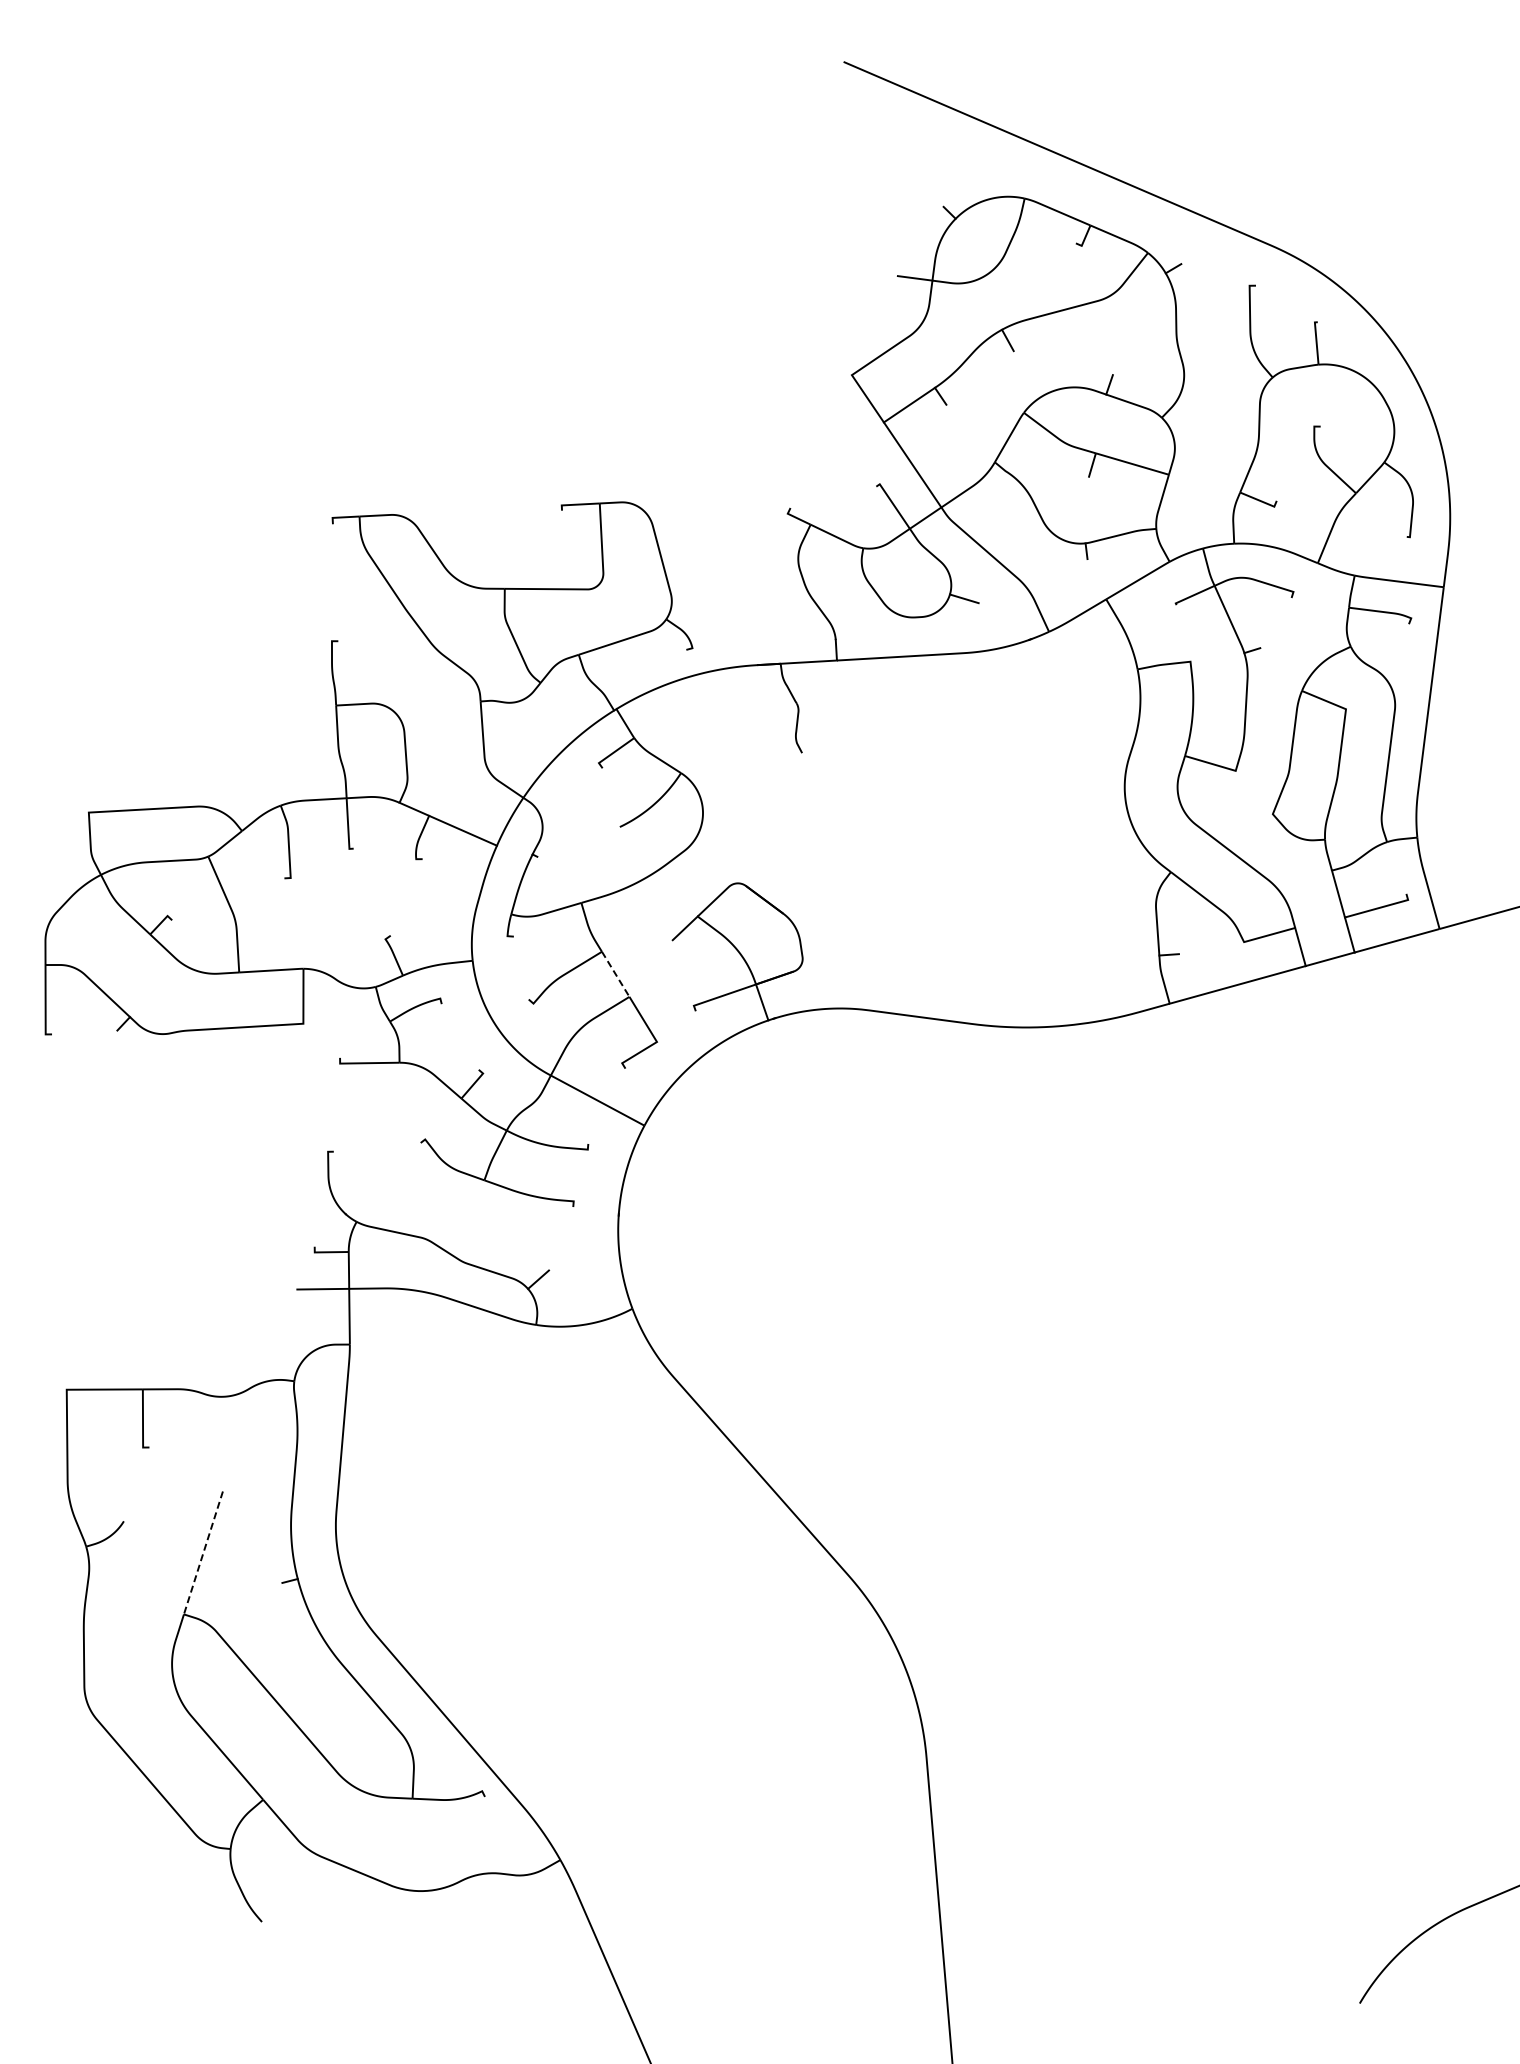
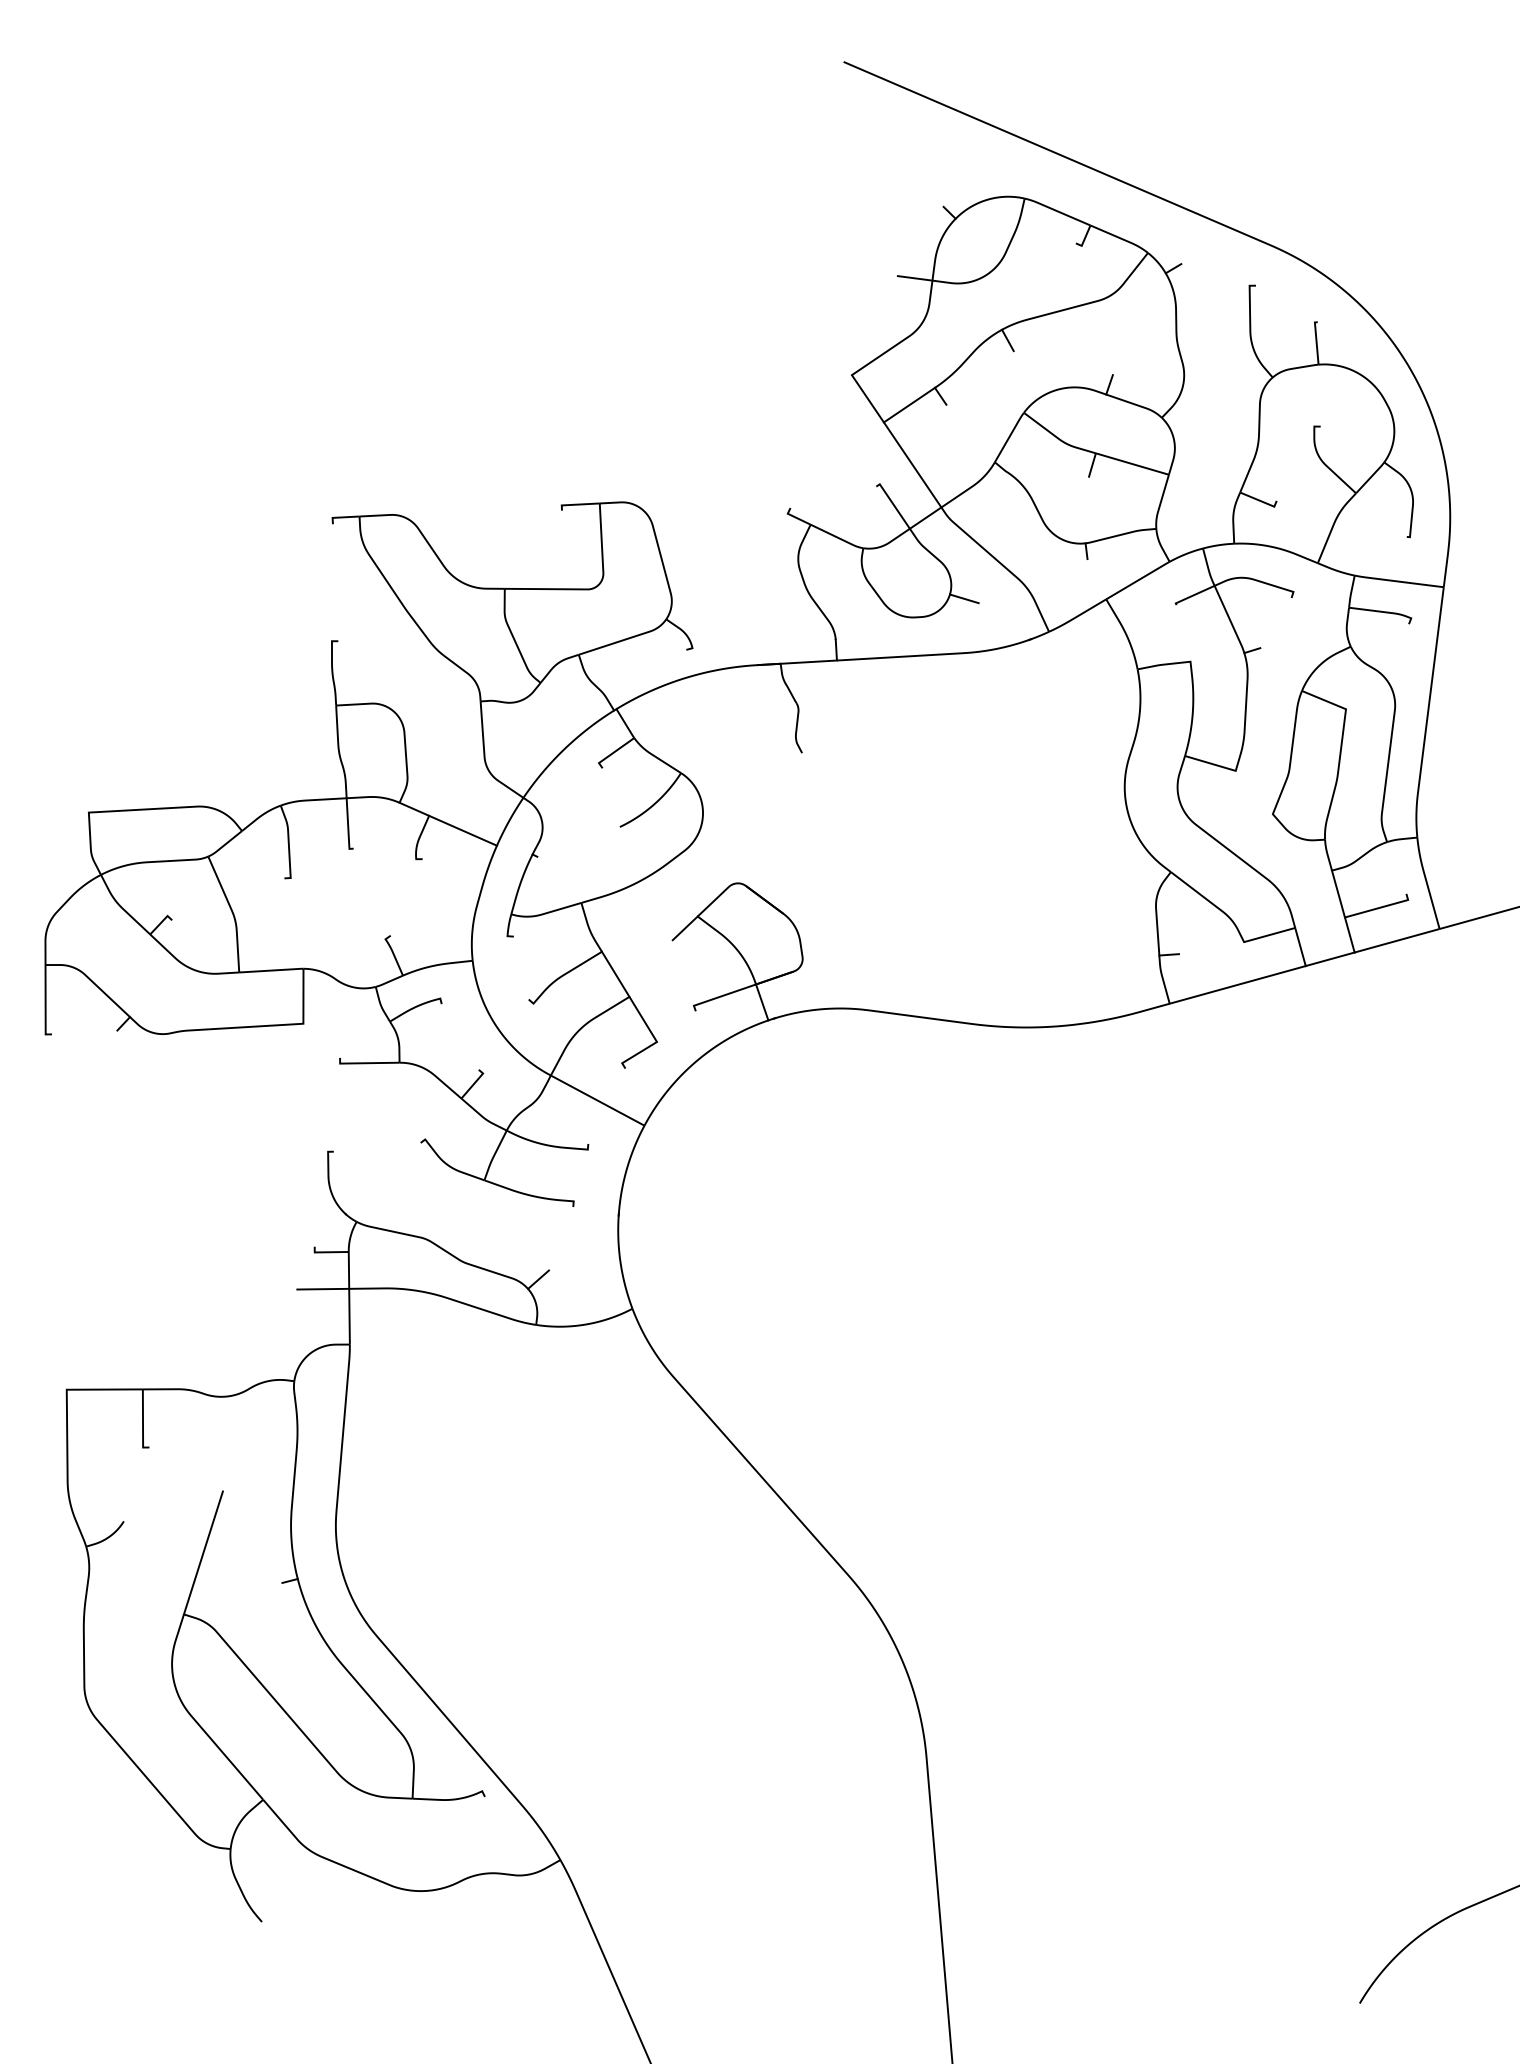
line: dashed -> solid (615, 974)
line: dashed -> solid (203, 1553)
